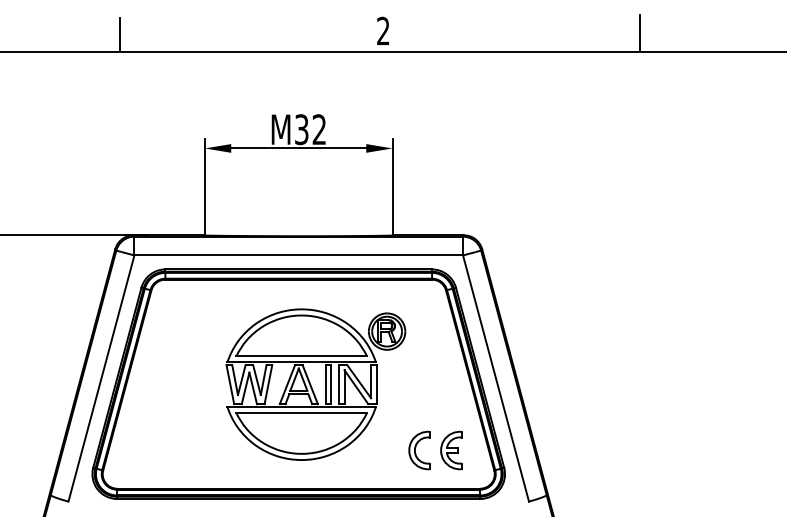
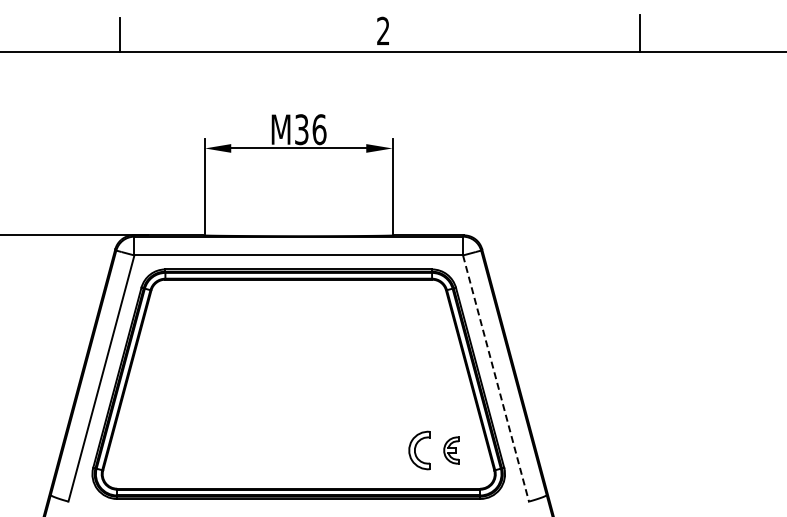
text: M32 -> M36 (319, 129)
line: solid -> dashed (496, 379)
part: present -> none (315, 384)
part size: 23x41 px -> 17x29 px (451, 450)
